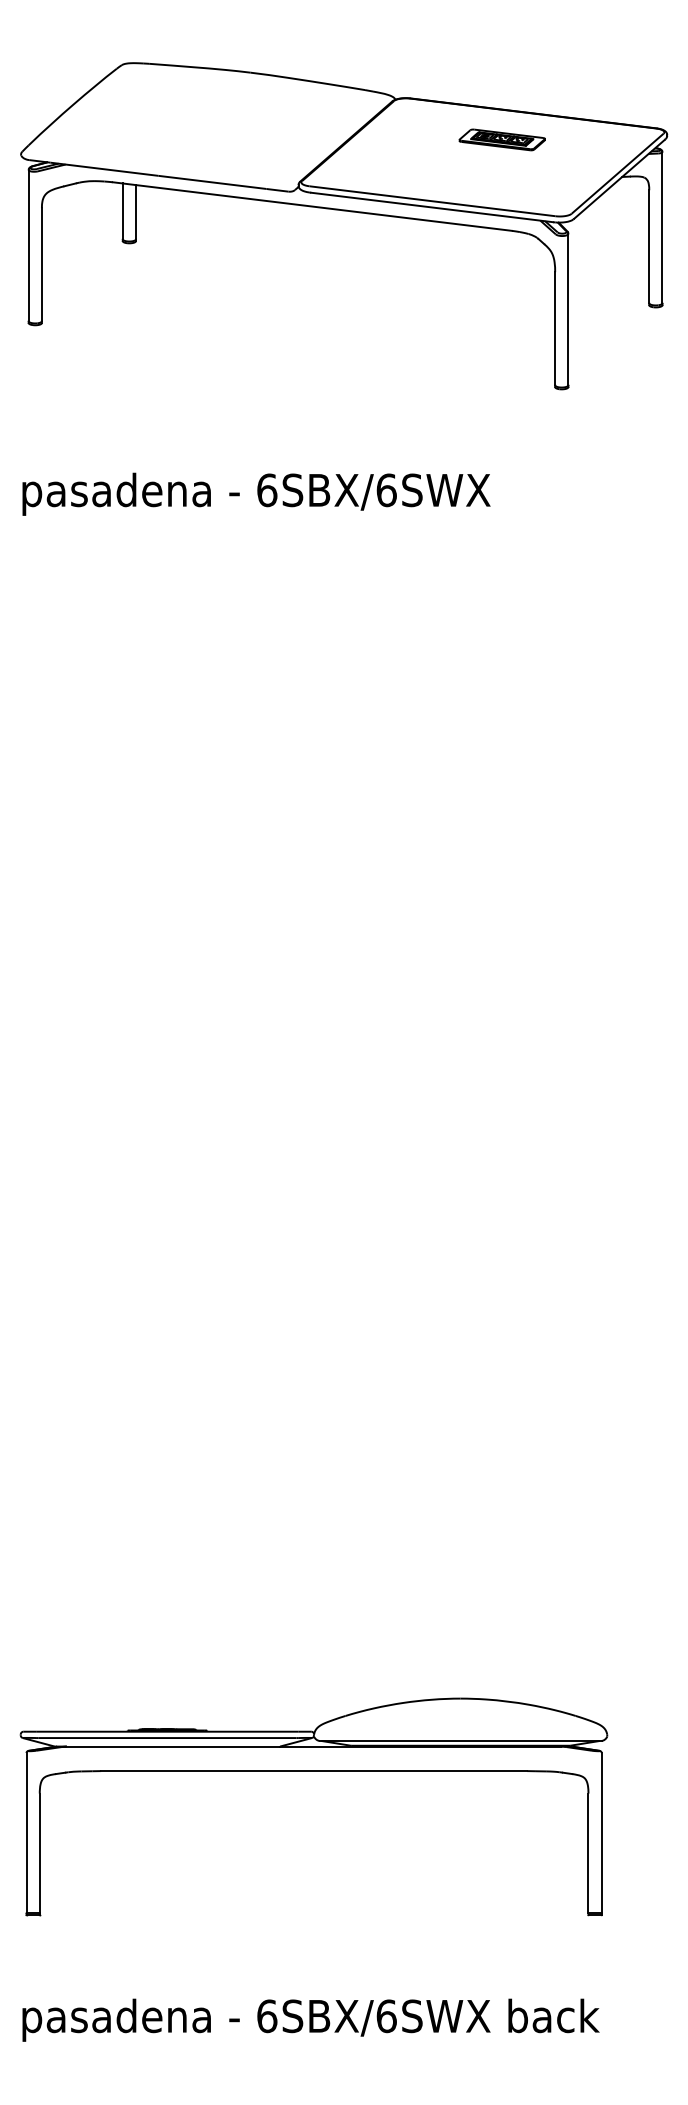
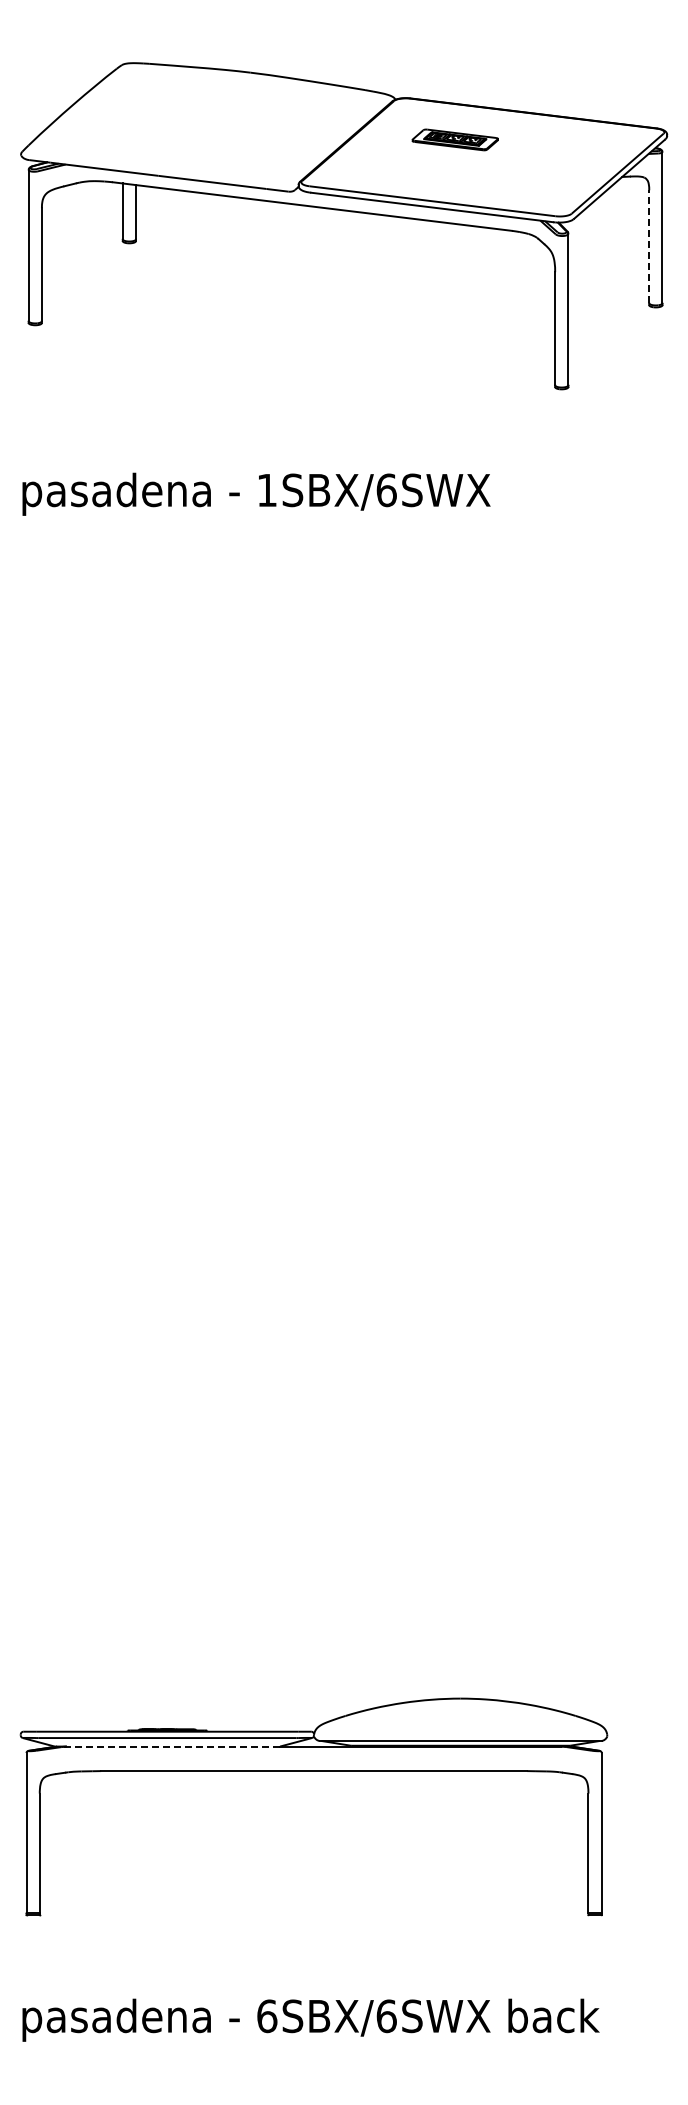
part position: (501, 139) -> (454, 139) (454, 139)
line: solid -> dashed (649, 246)
text: 6SBX/6SWX -> 1SBX/6SWX (267, 490)
line: solid -> dashed (167, 1746)
